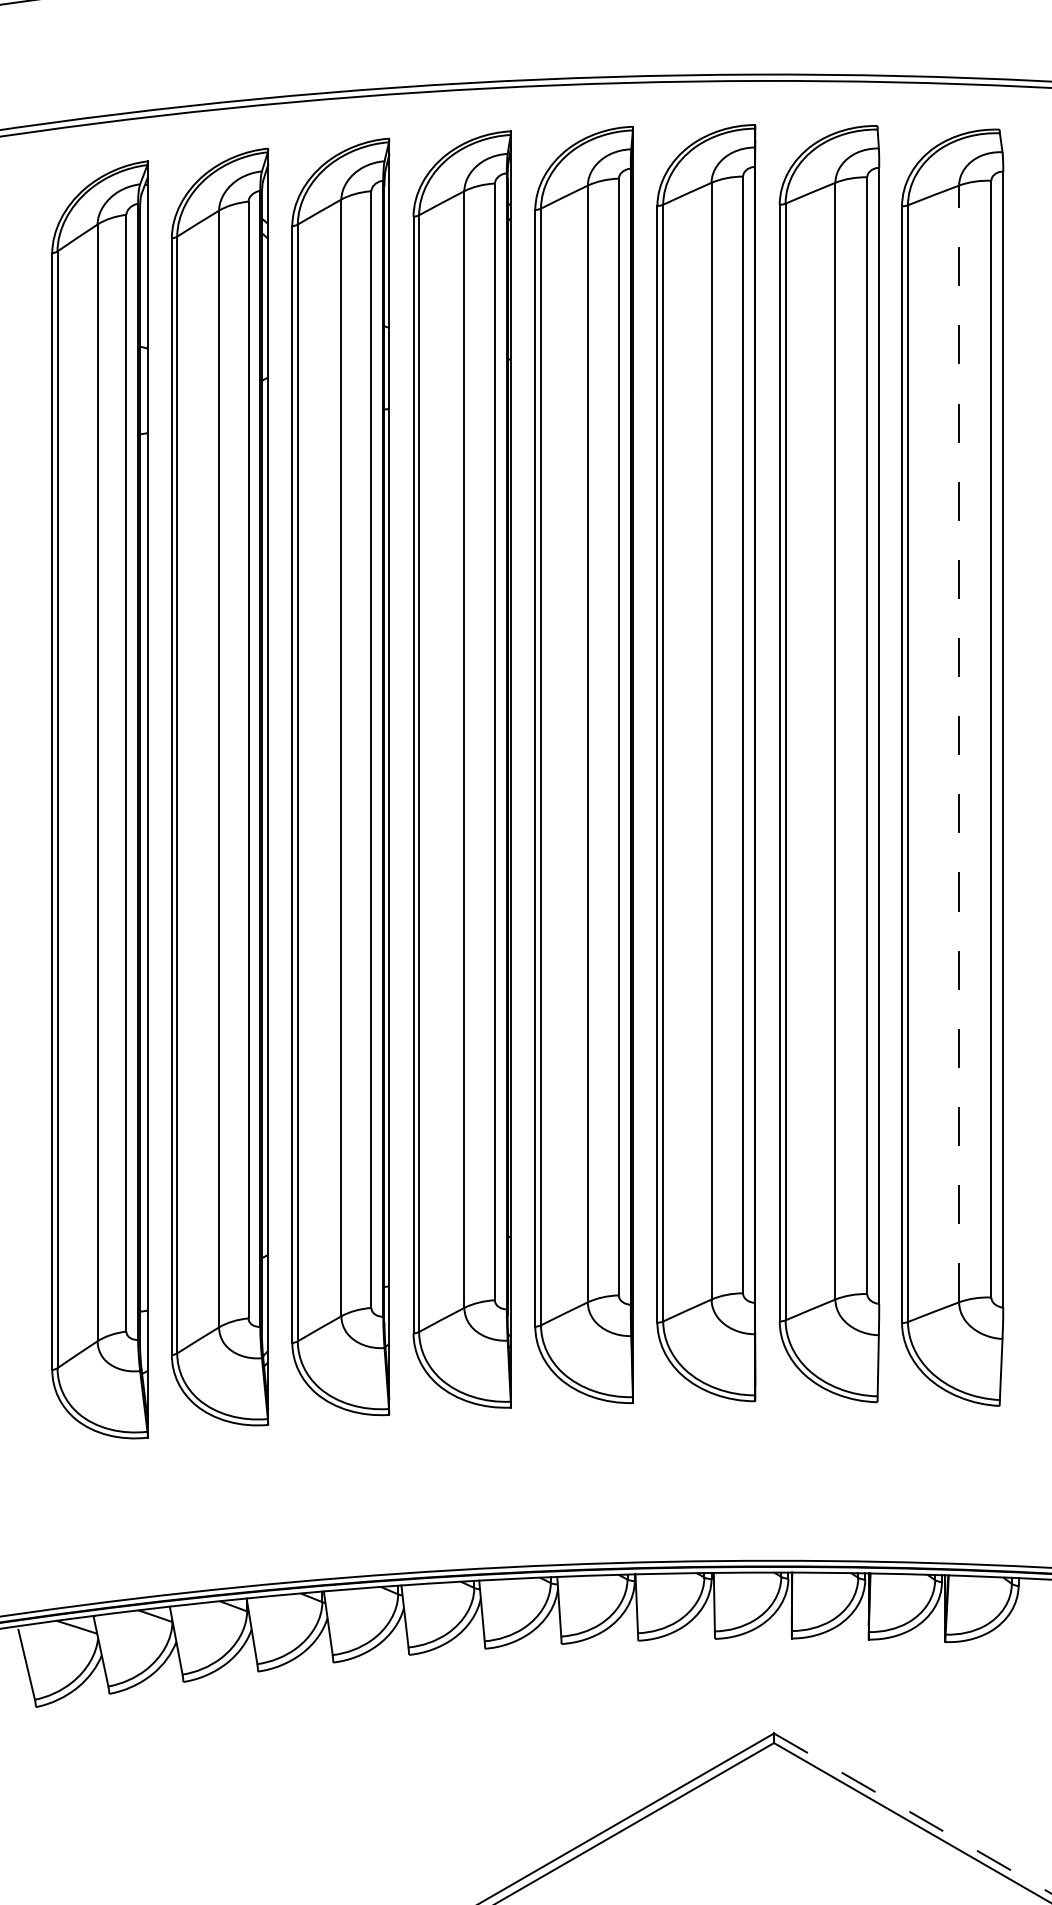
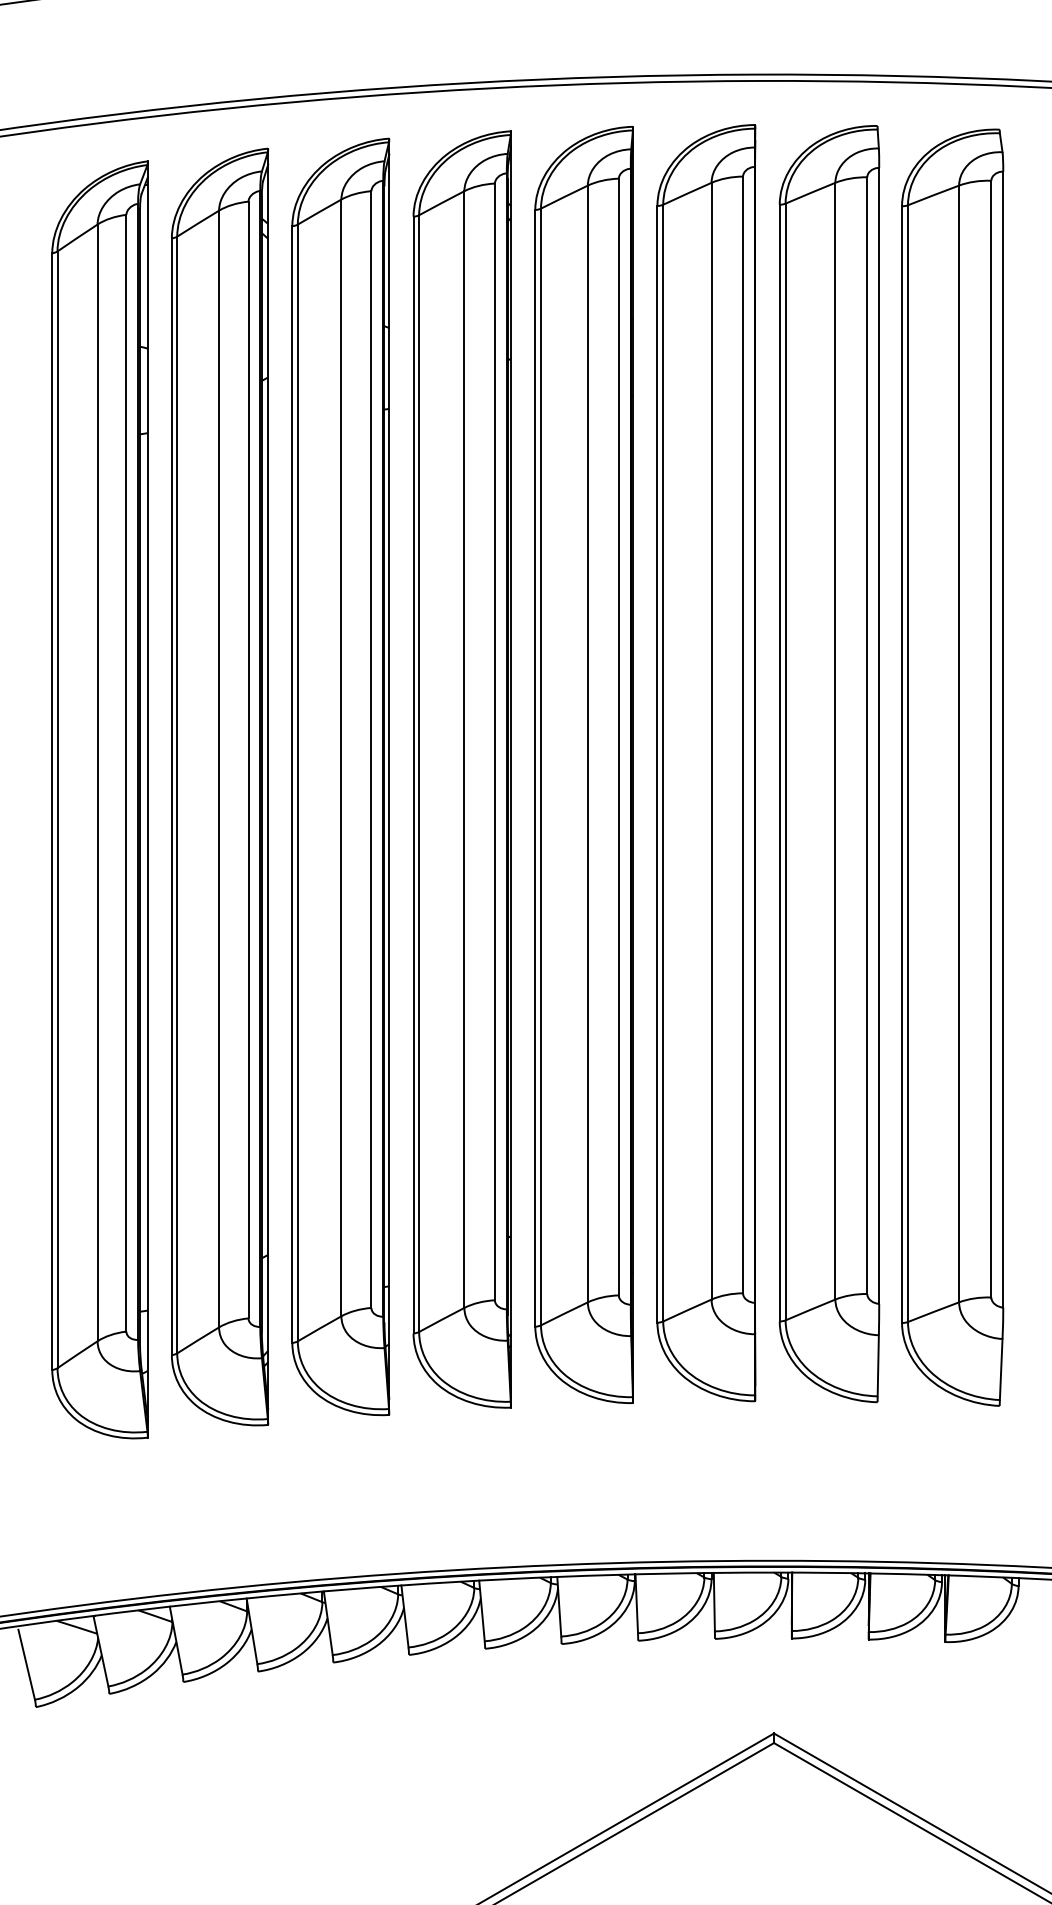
line: dashed -> solid (959, 743)
line: dashed -> solid (913, 1813)
